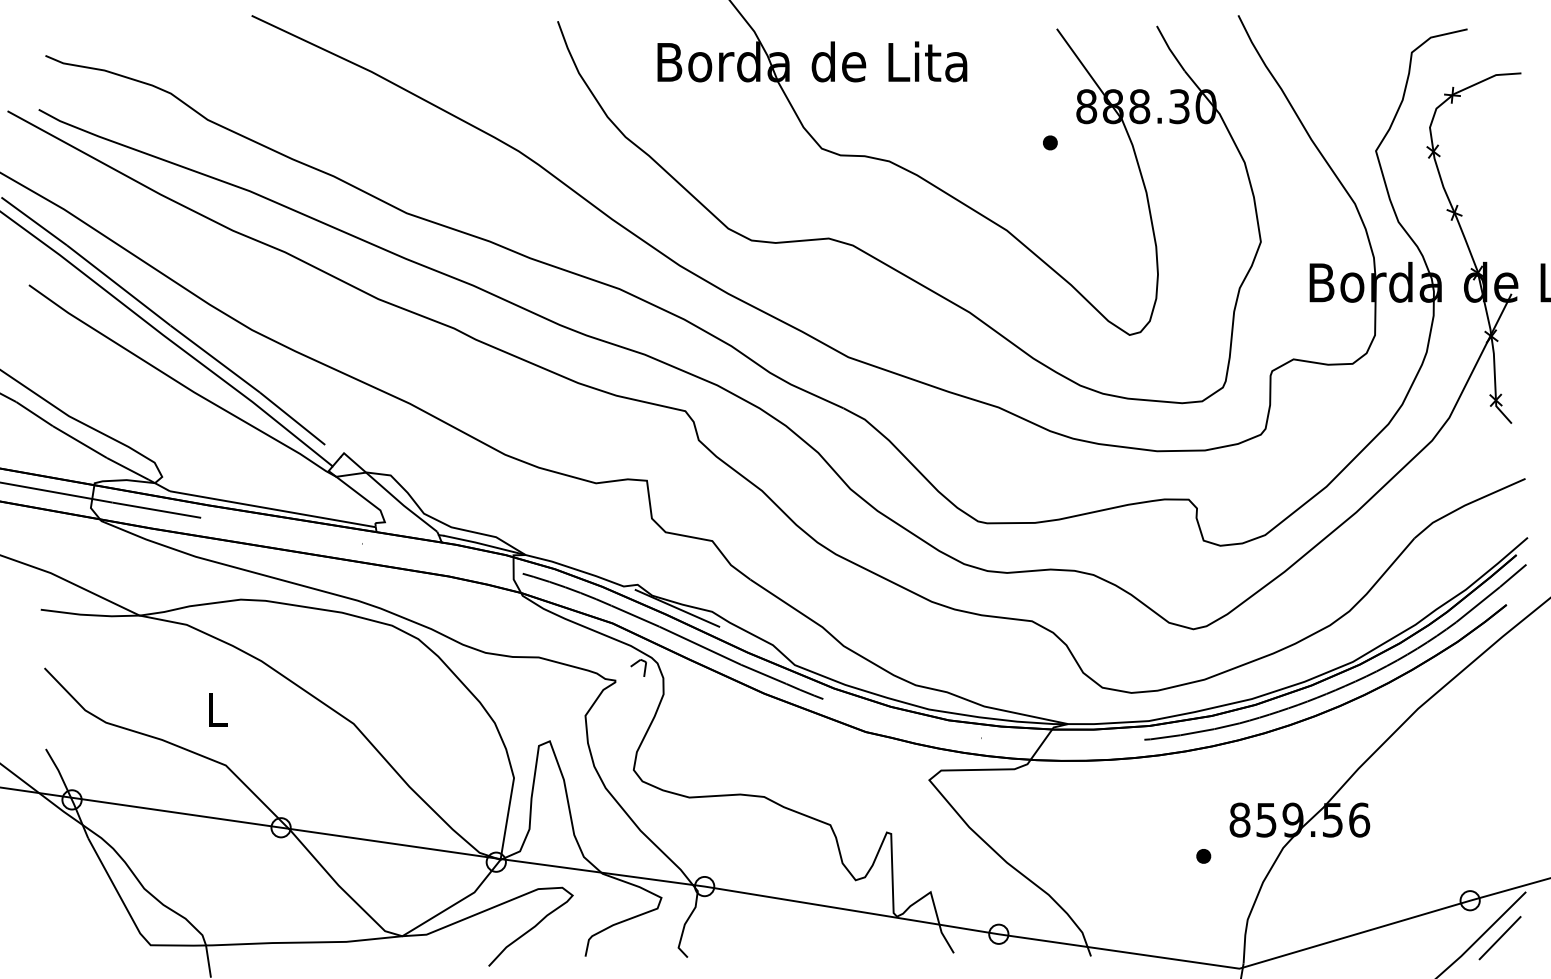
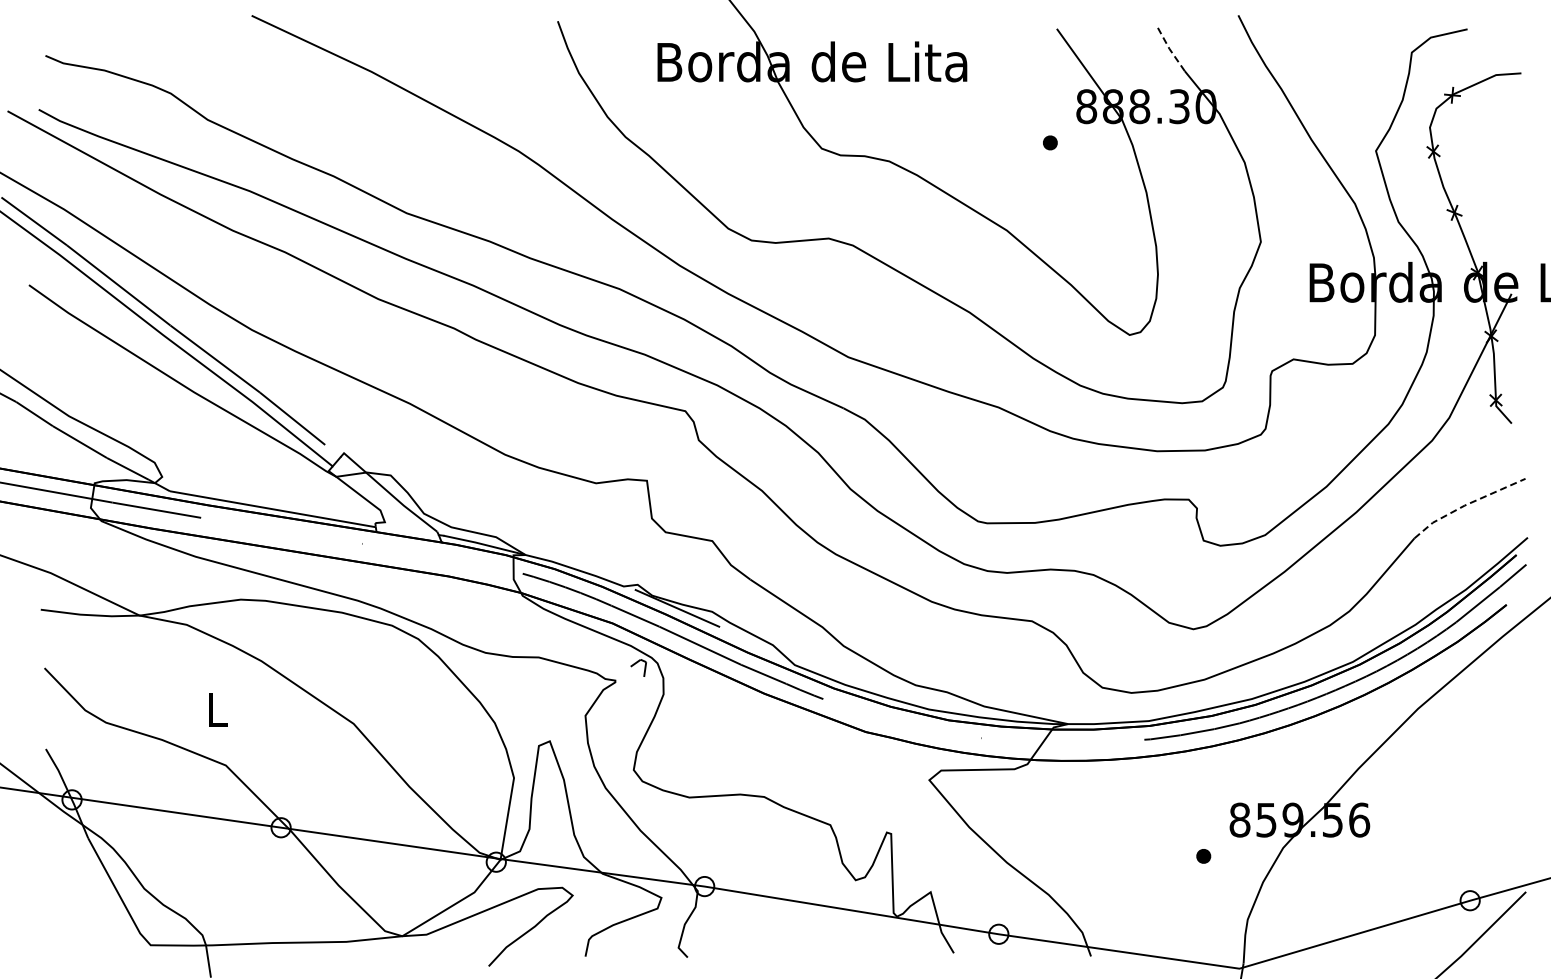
line: solid -> dashed (1169, 48)
line: solid -> dashed (1466, 504)
line: present -> none (1499, 938)
